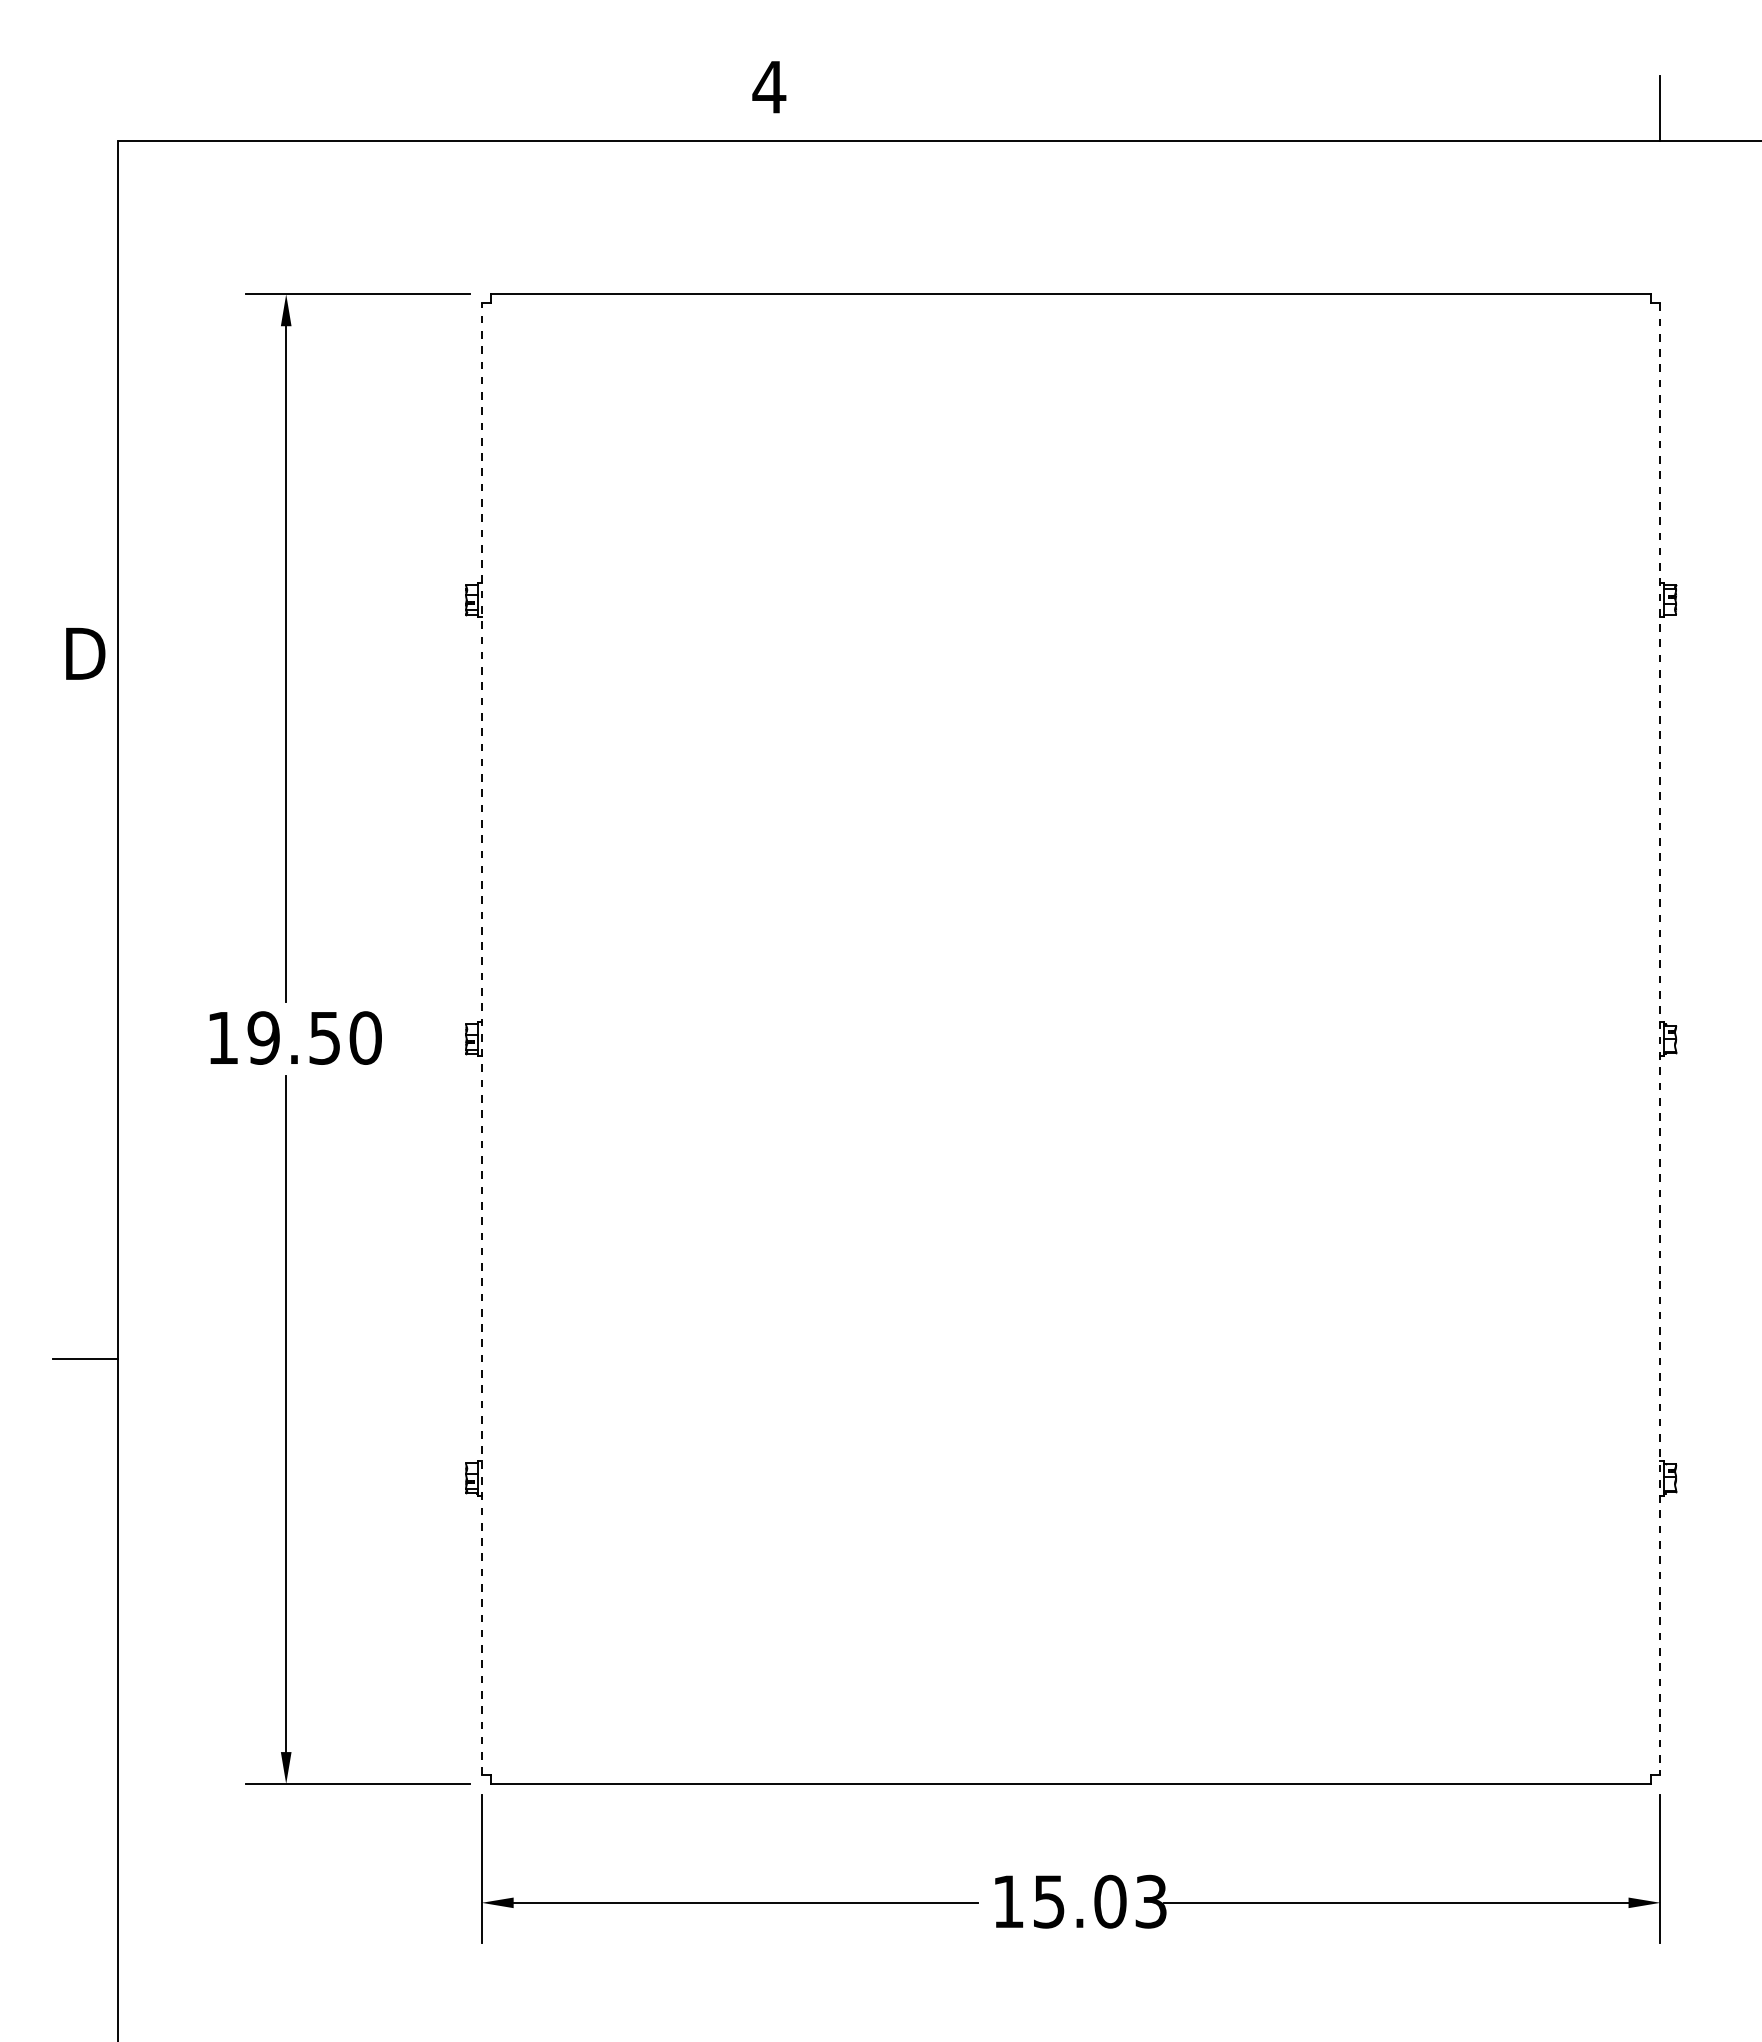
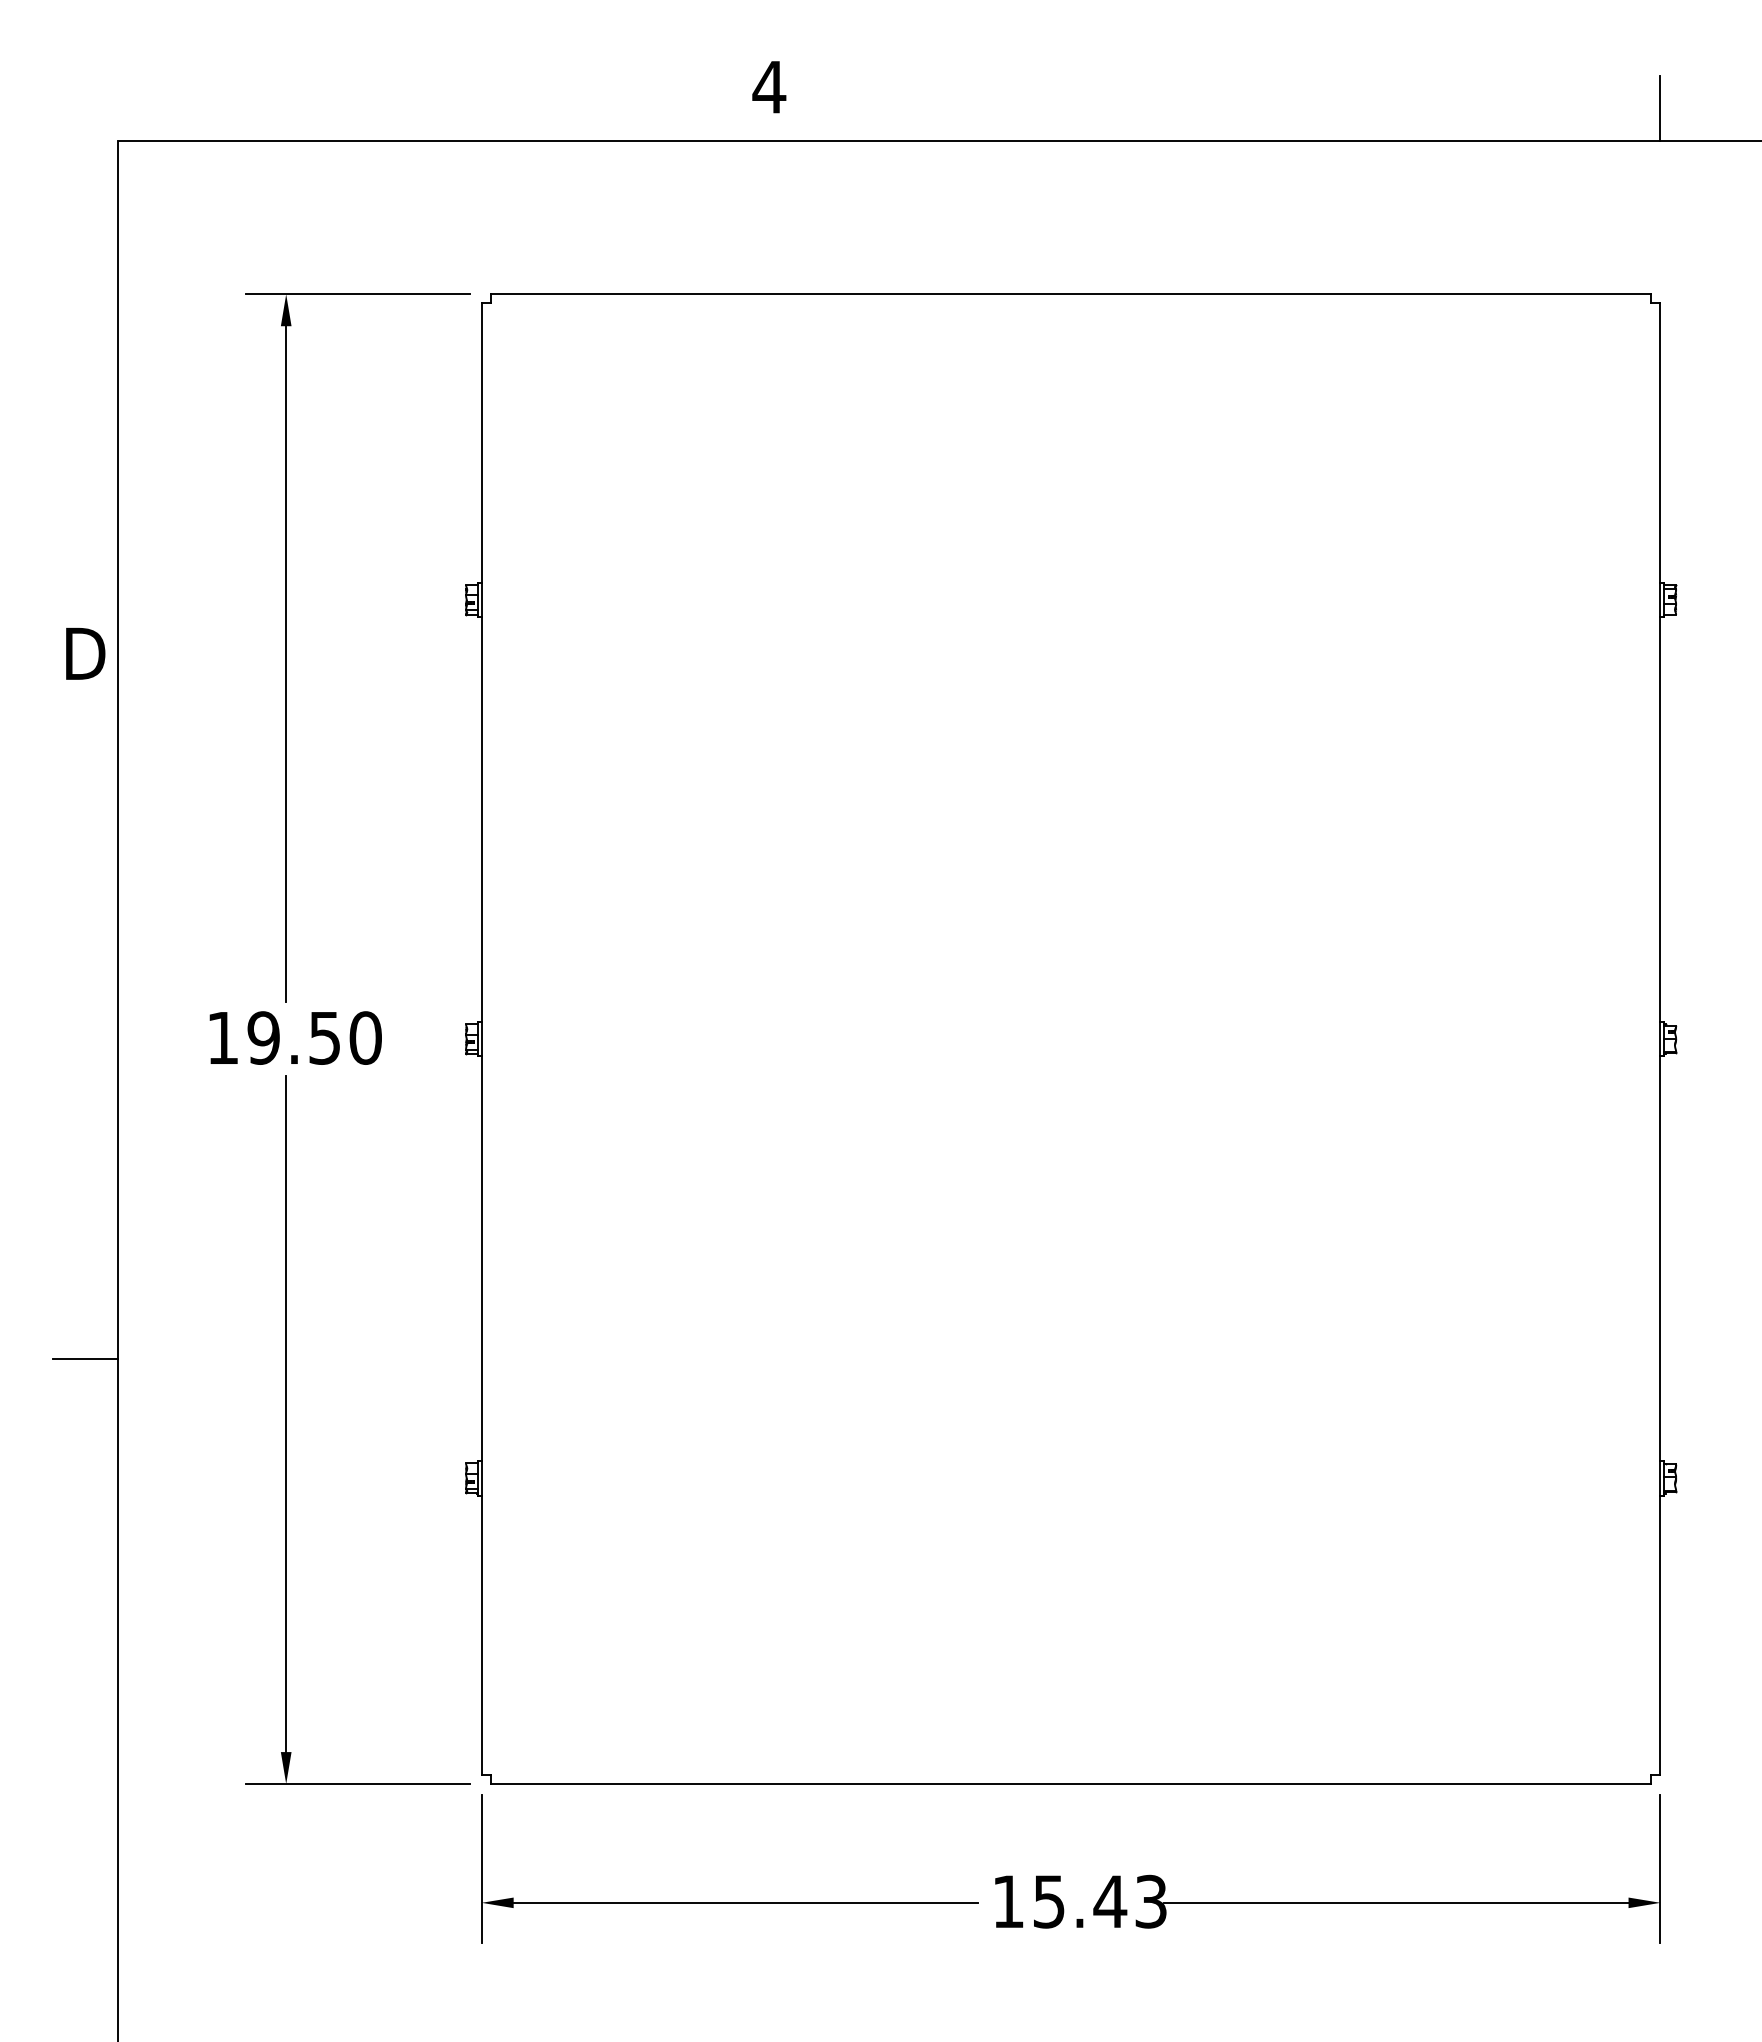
line: dashed -> solid (481, 1039)
line: dashed -> solid (1660, 1039)
text: 15.03 -> 15.43 (1110, 1901)
